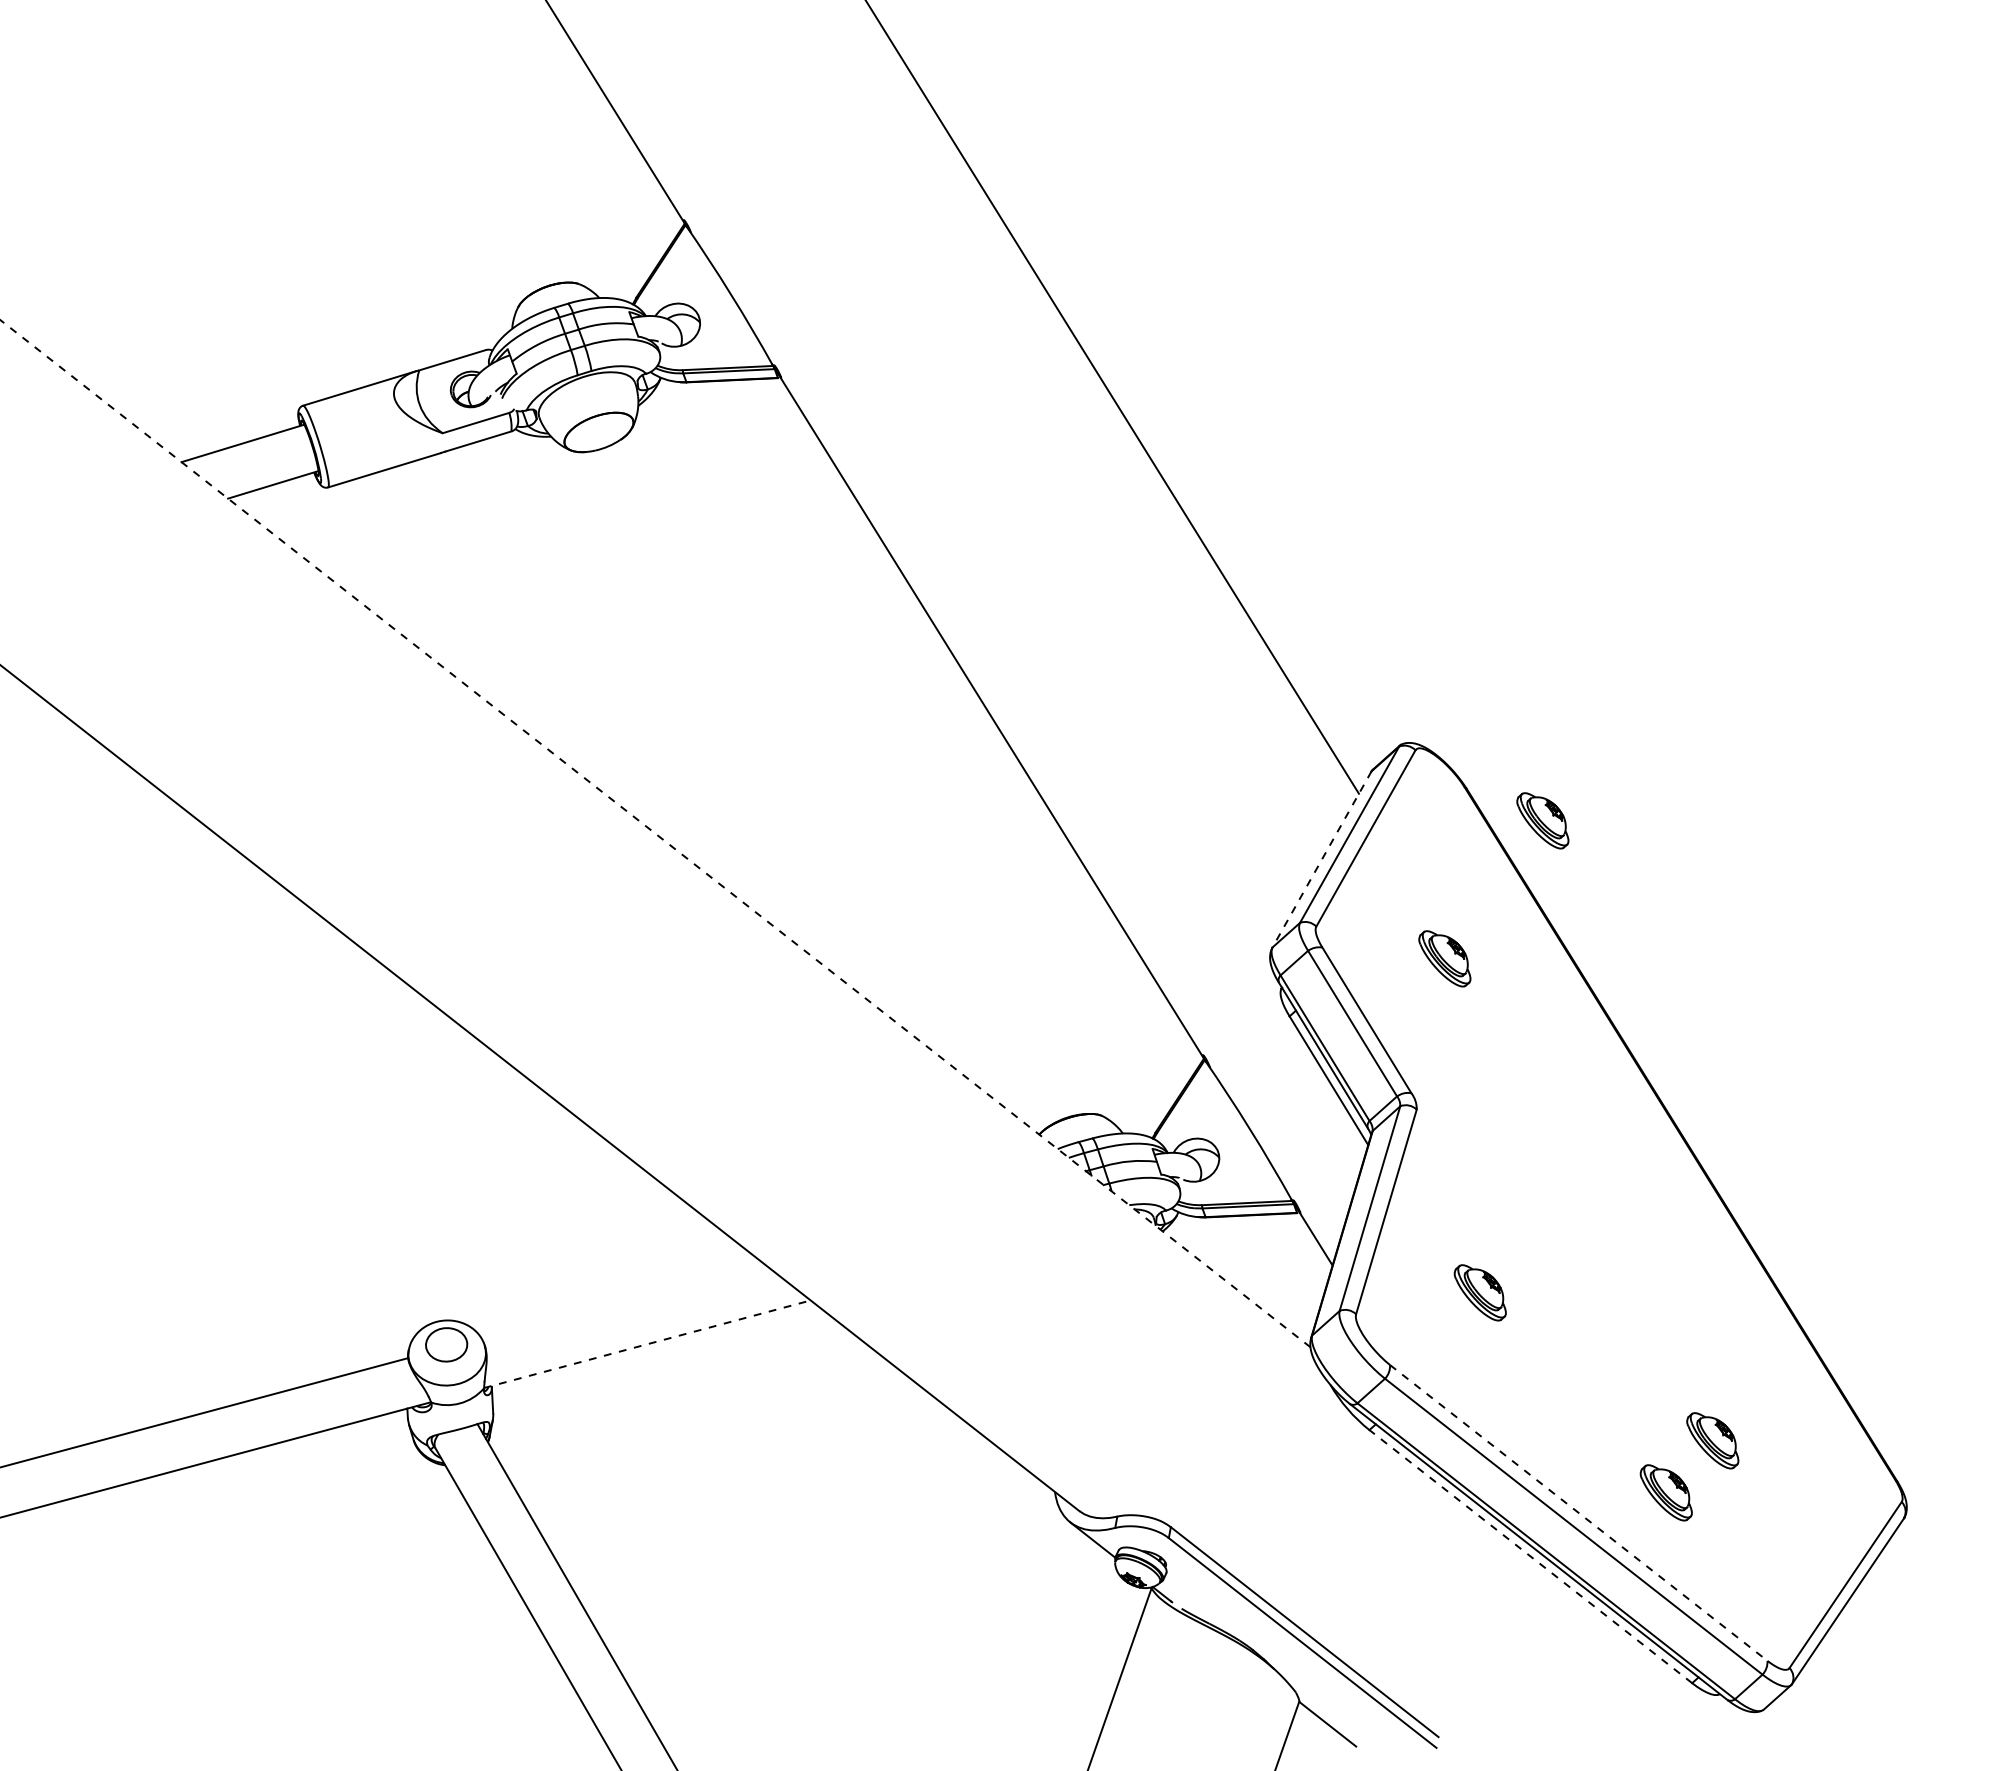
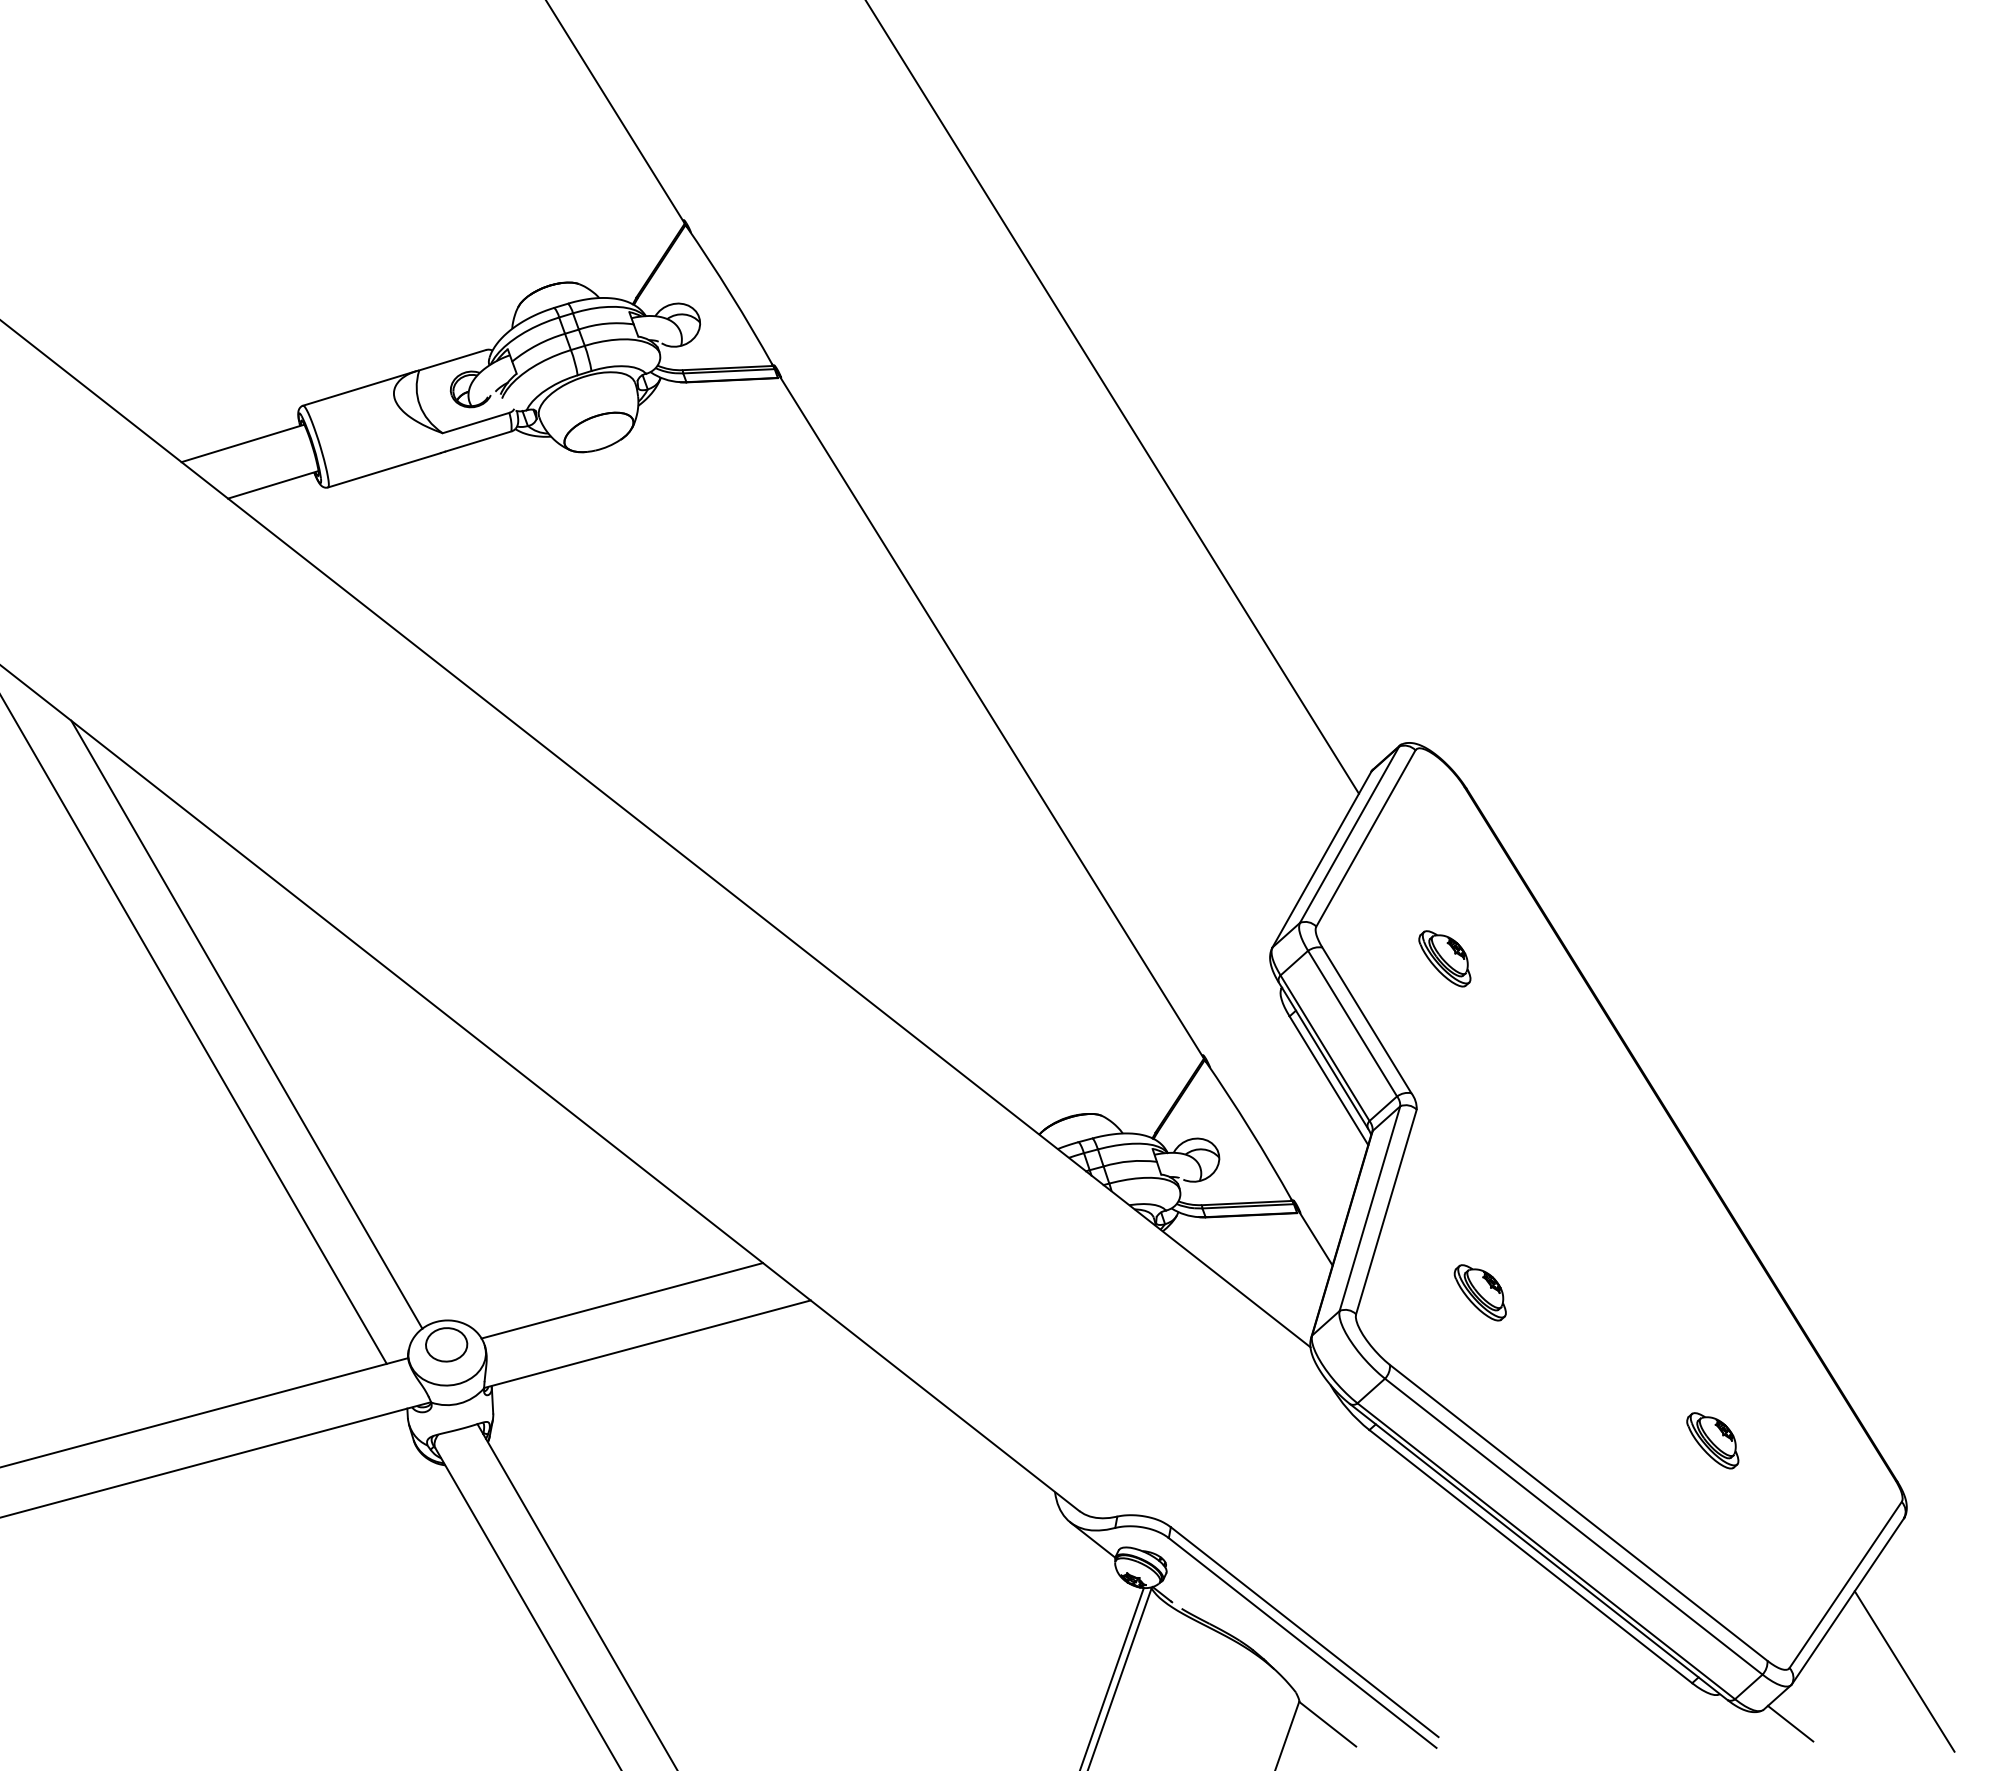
part: present -> none (1542, 820)
line: dashed -> solid (655, 833)
line: dashed -> solid (1321, 859)
line: none -> present (246, 1024)
line: none -> present (194, 1030)
line: none -> present (622, 1300)
line: dashed -> solid (647, 1344)
part: present -> none (1665, 1492)
line: dashed -> solid (1578, 1512)
line: dashed -> solid (1530, 1556)
line: none -> present (1904, 1671)
line: none -> present (1112, 1677)
line: none -> present (1790, 1723)
